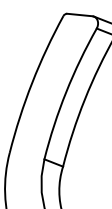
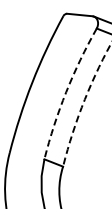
arc: solid -> dashed (66, 92)
arc: solid -> dashed (83, 103)
